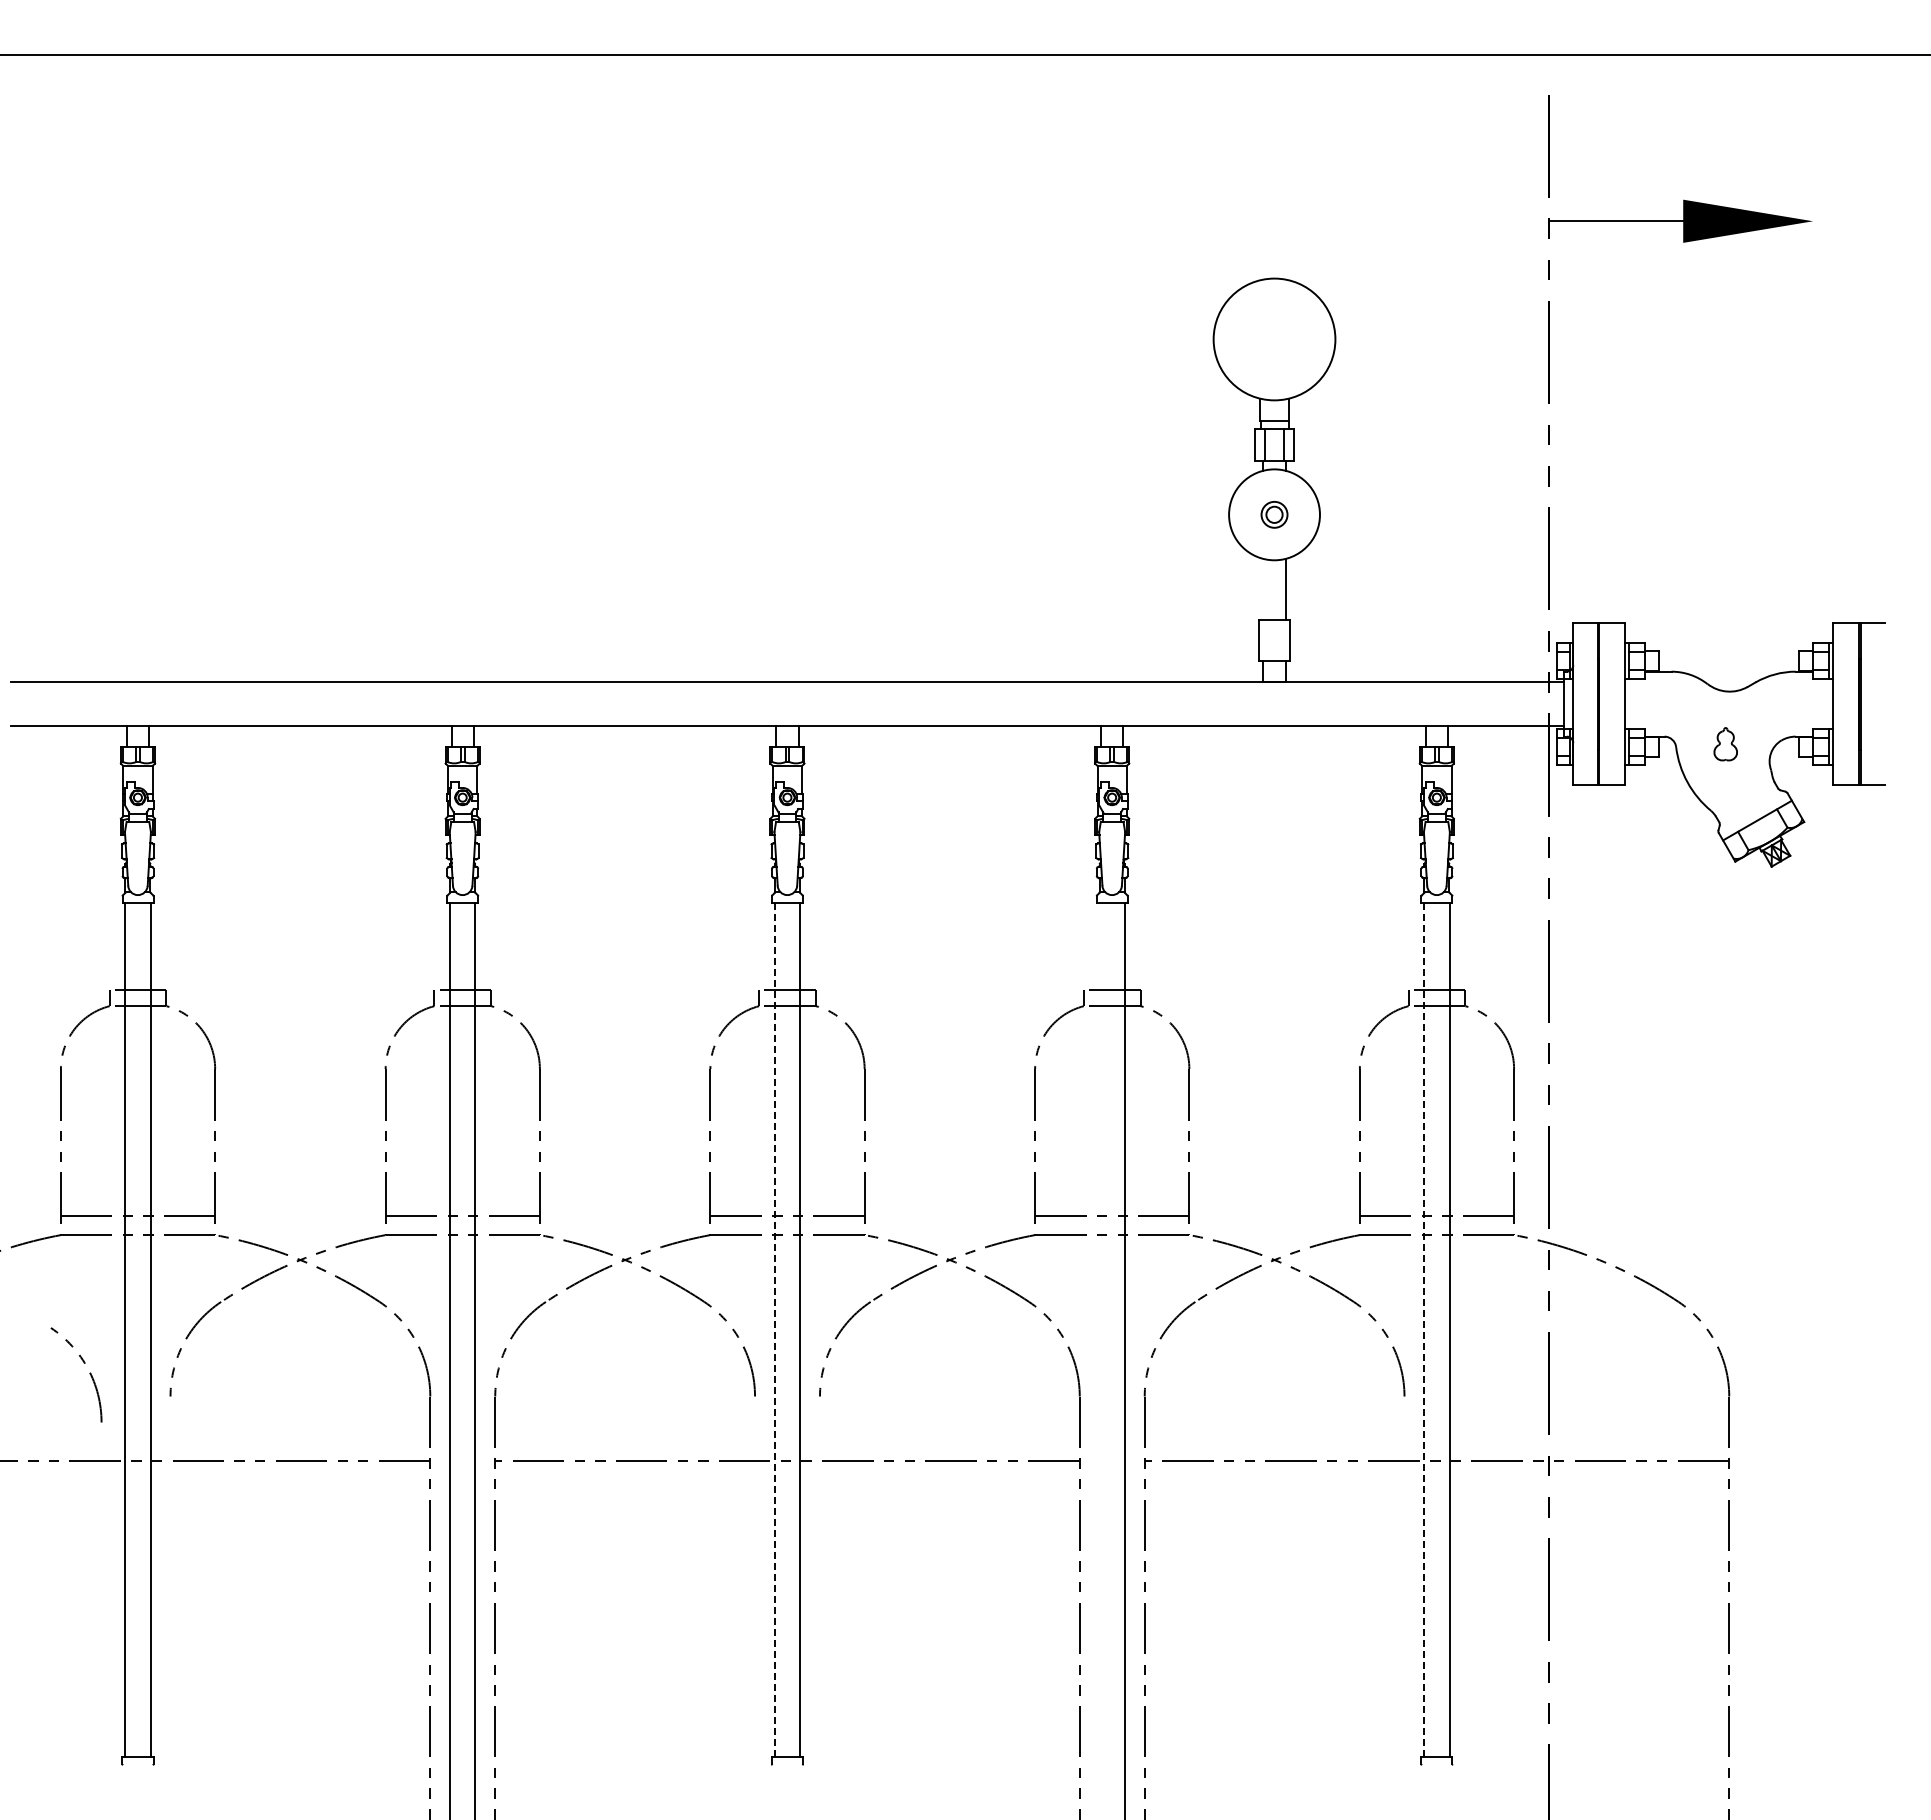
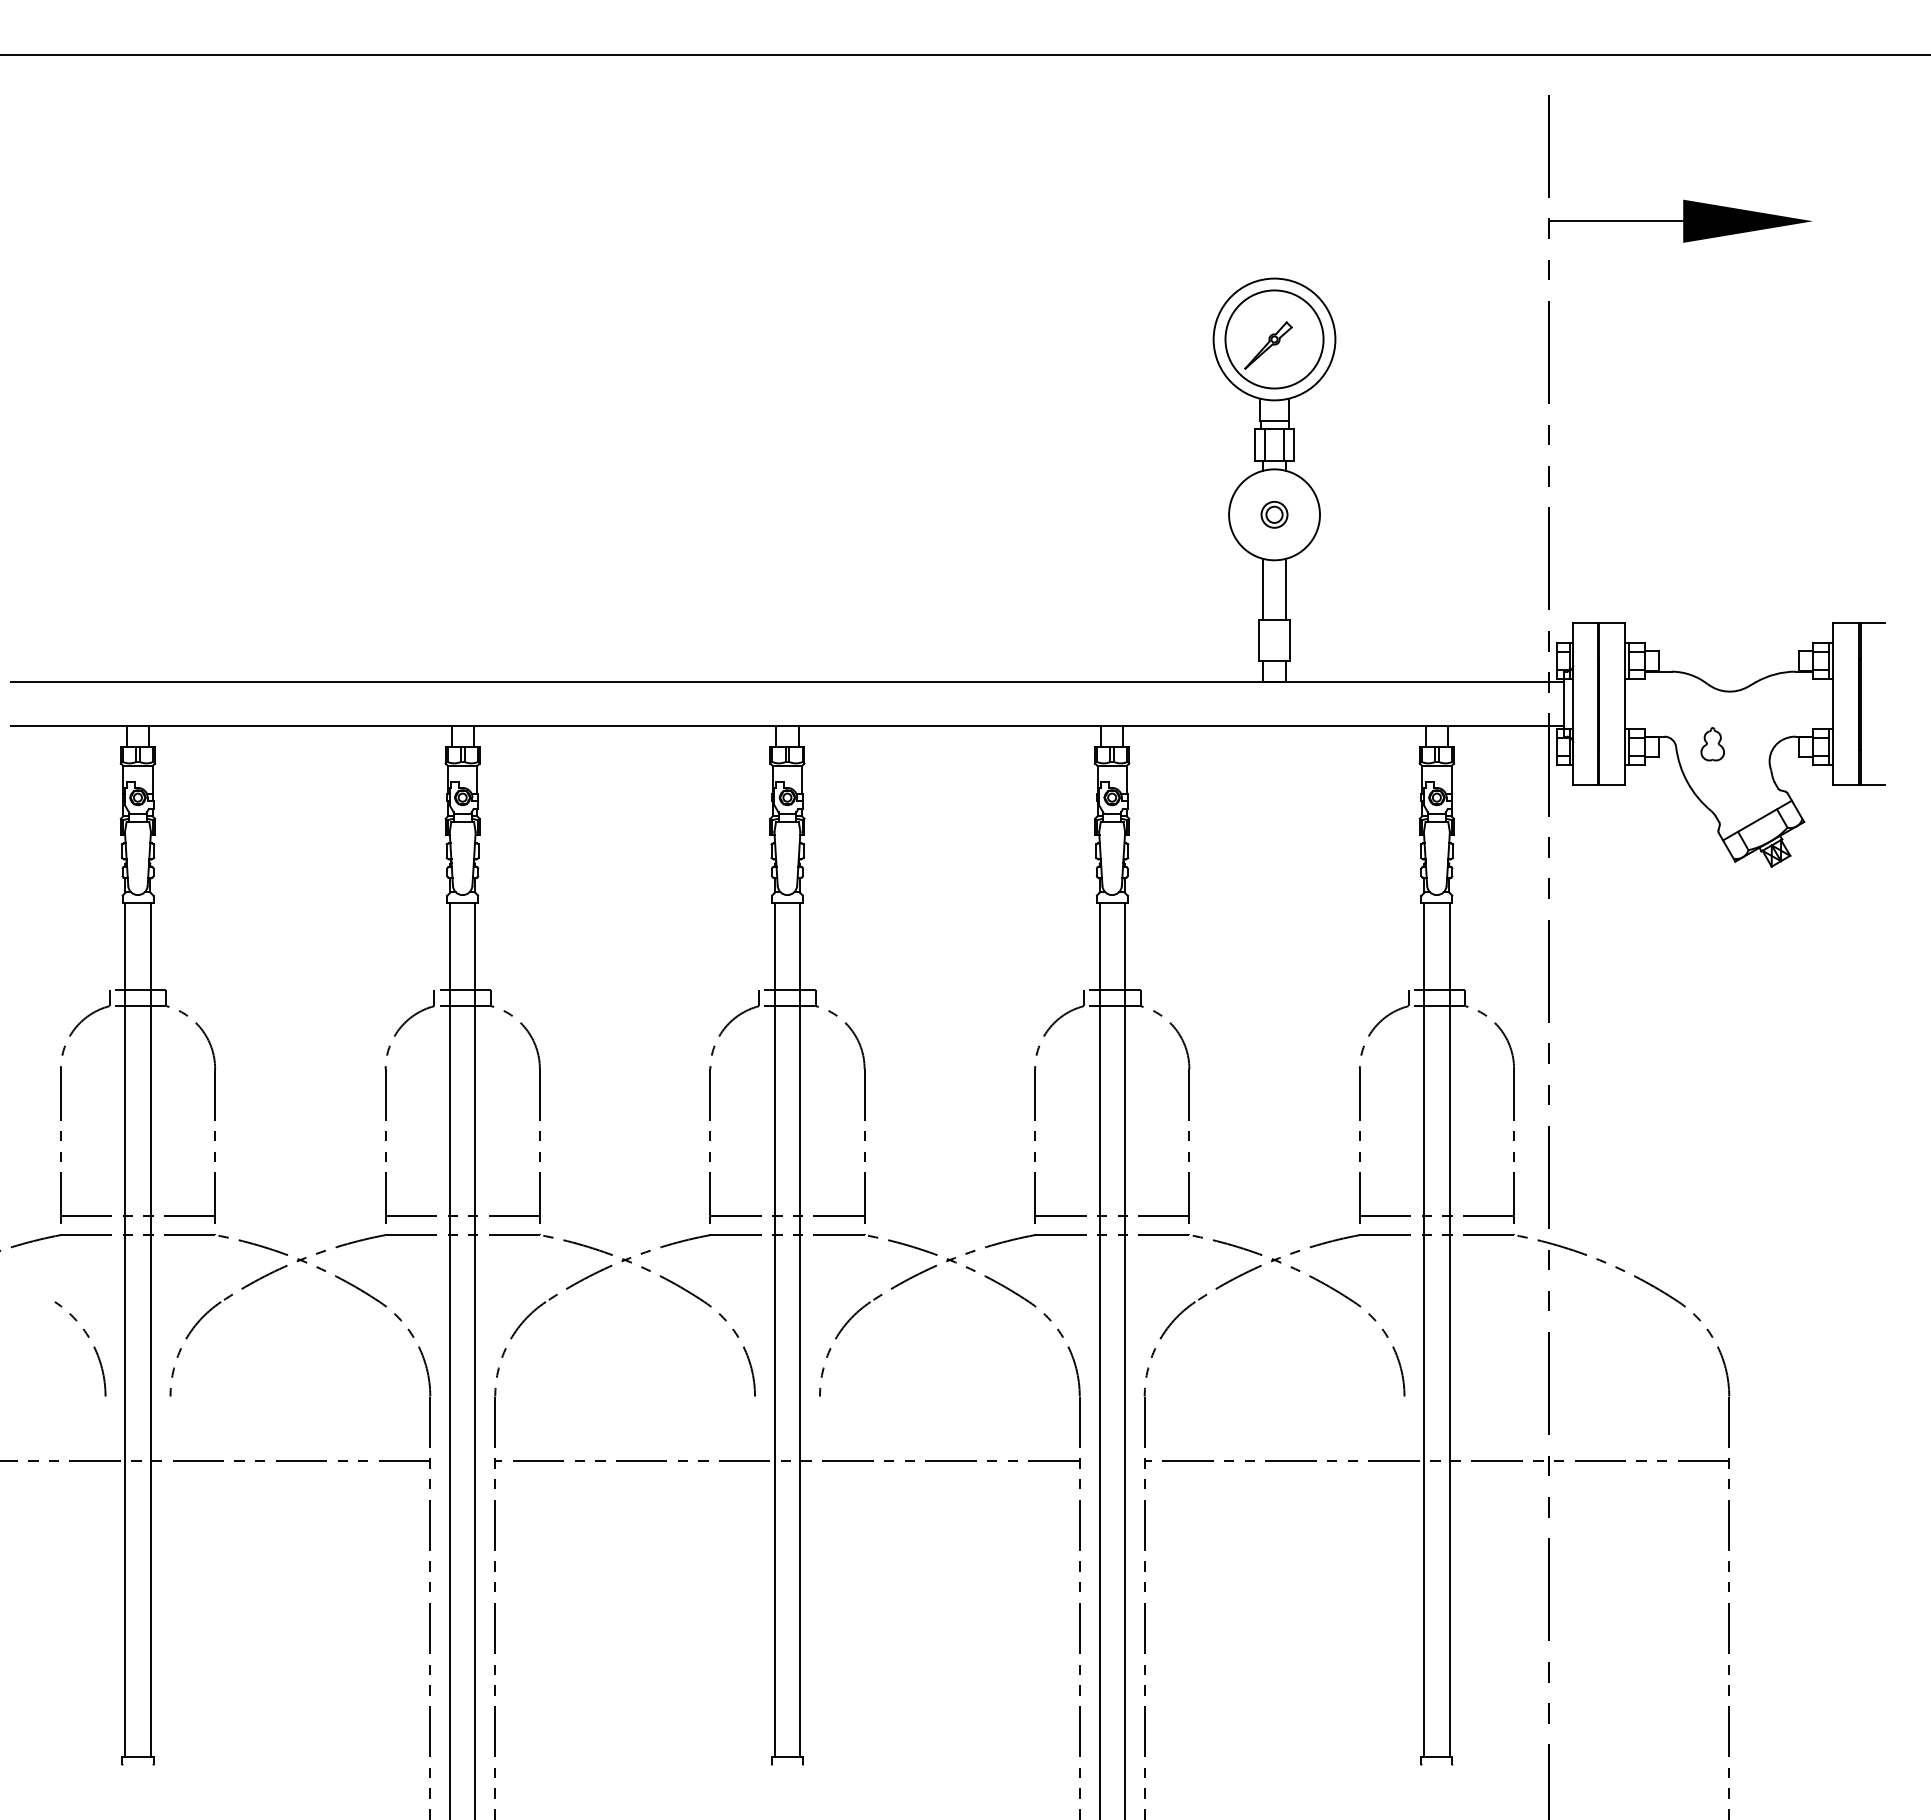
part: none -> present (1274, 339)
line: none -> present (1263, 589)
part position: (1725, 744) -> (1712, 744) (1712, 744)
line: dashed -> solid (774, 1330)
line: dashed -> solid (1424, 1330)
line: none -> present (1099, 1359)
arc position: (89, 1374) -> (93, 1348) (93, 1348)
